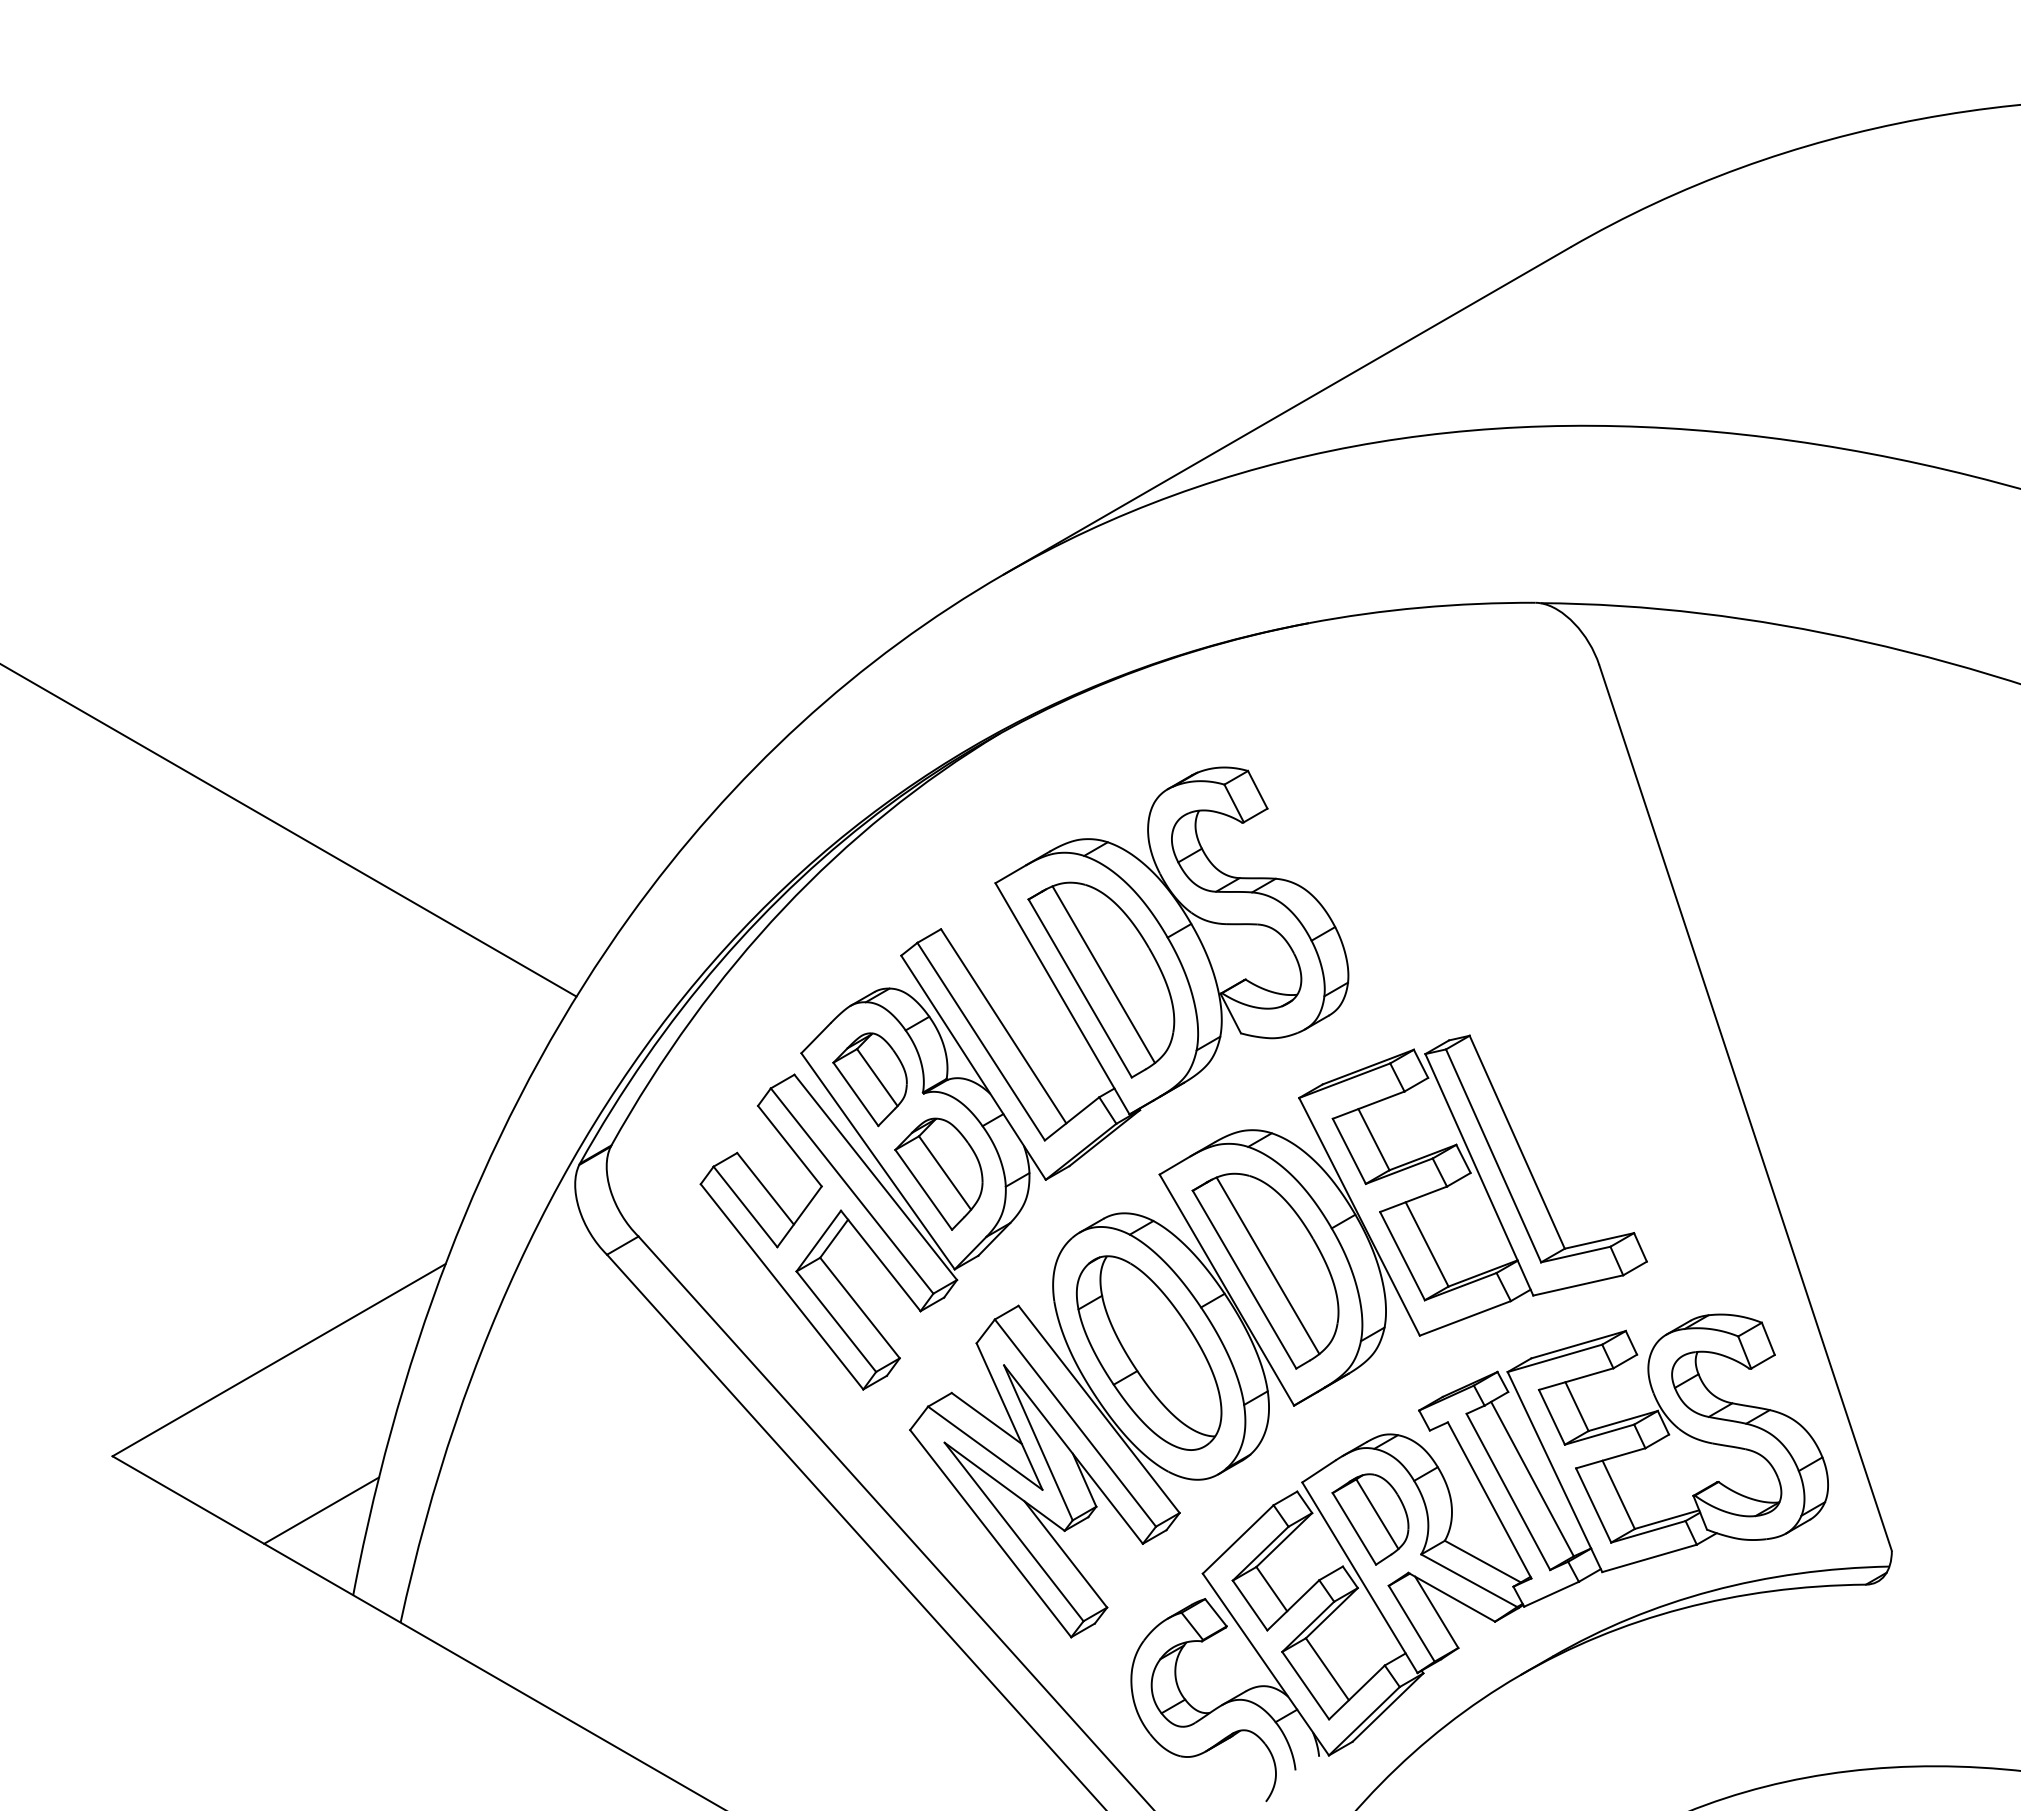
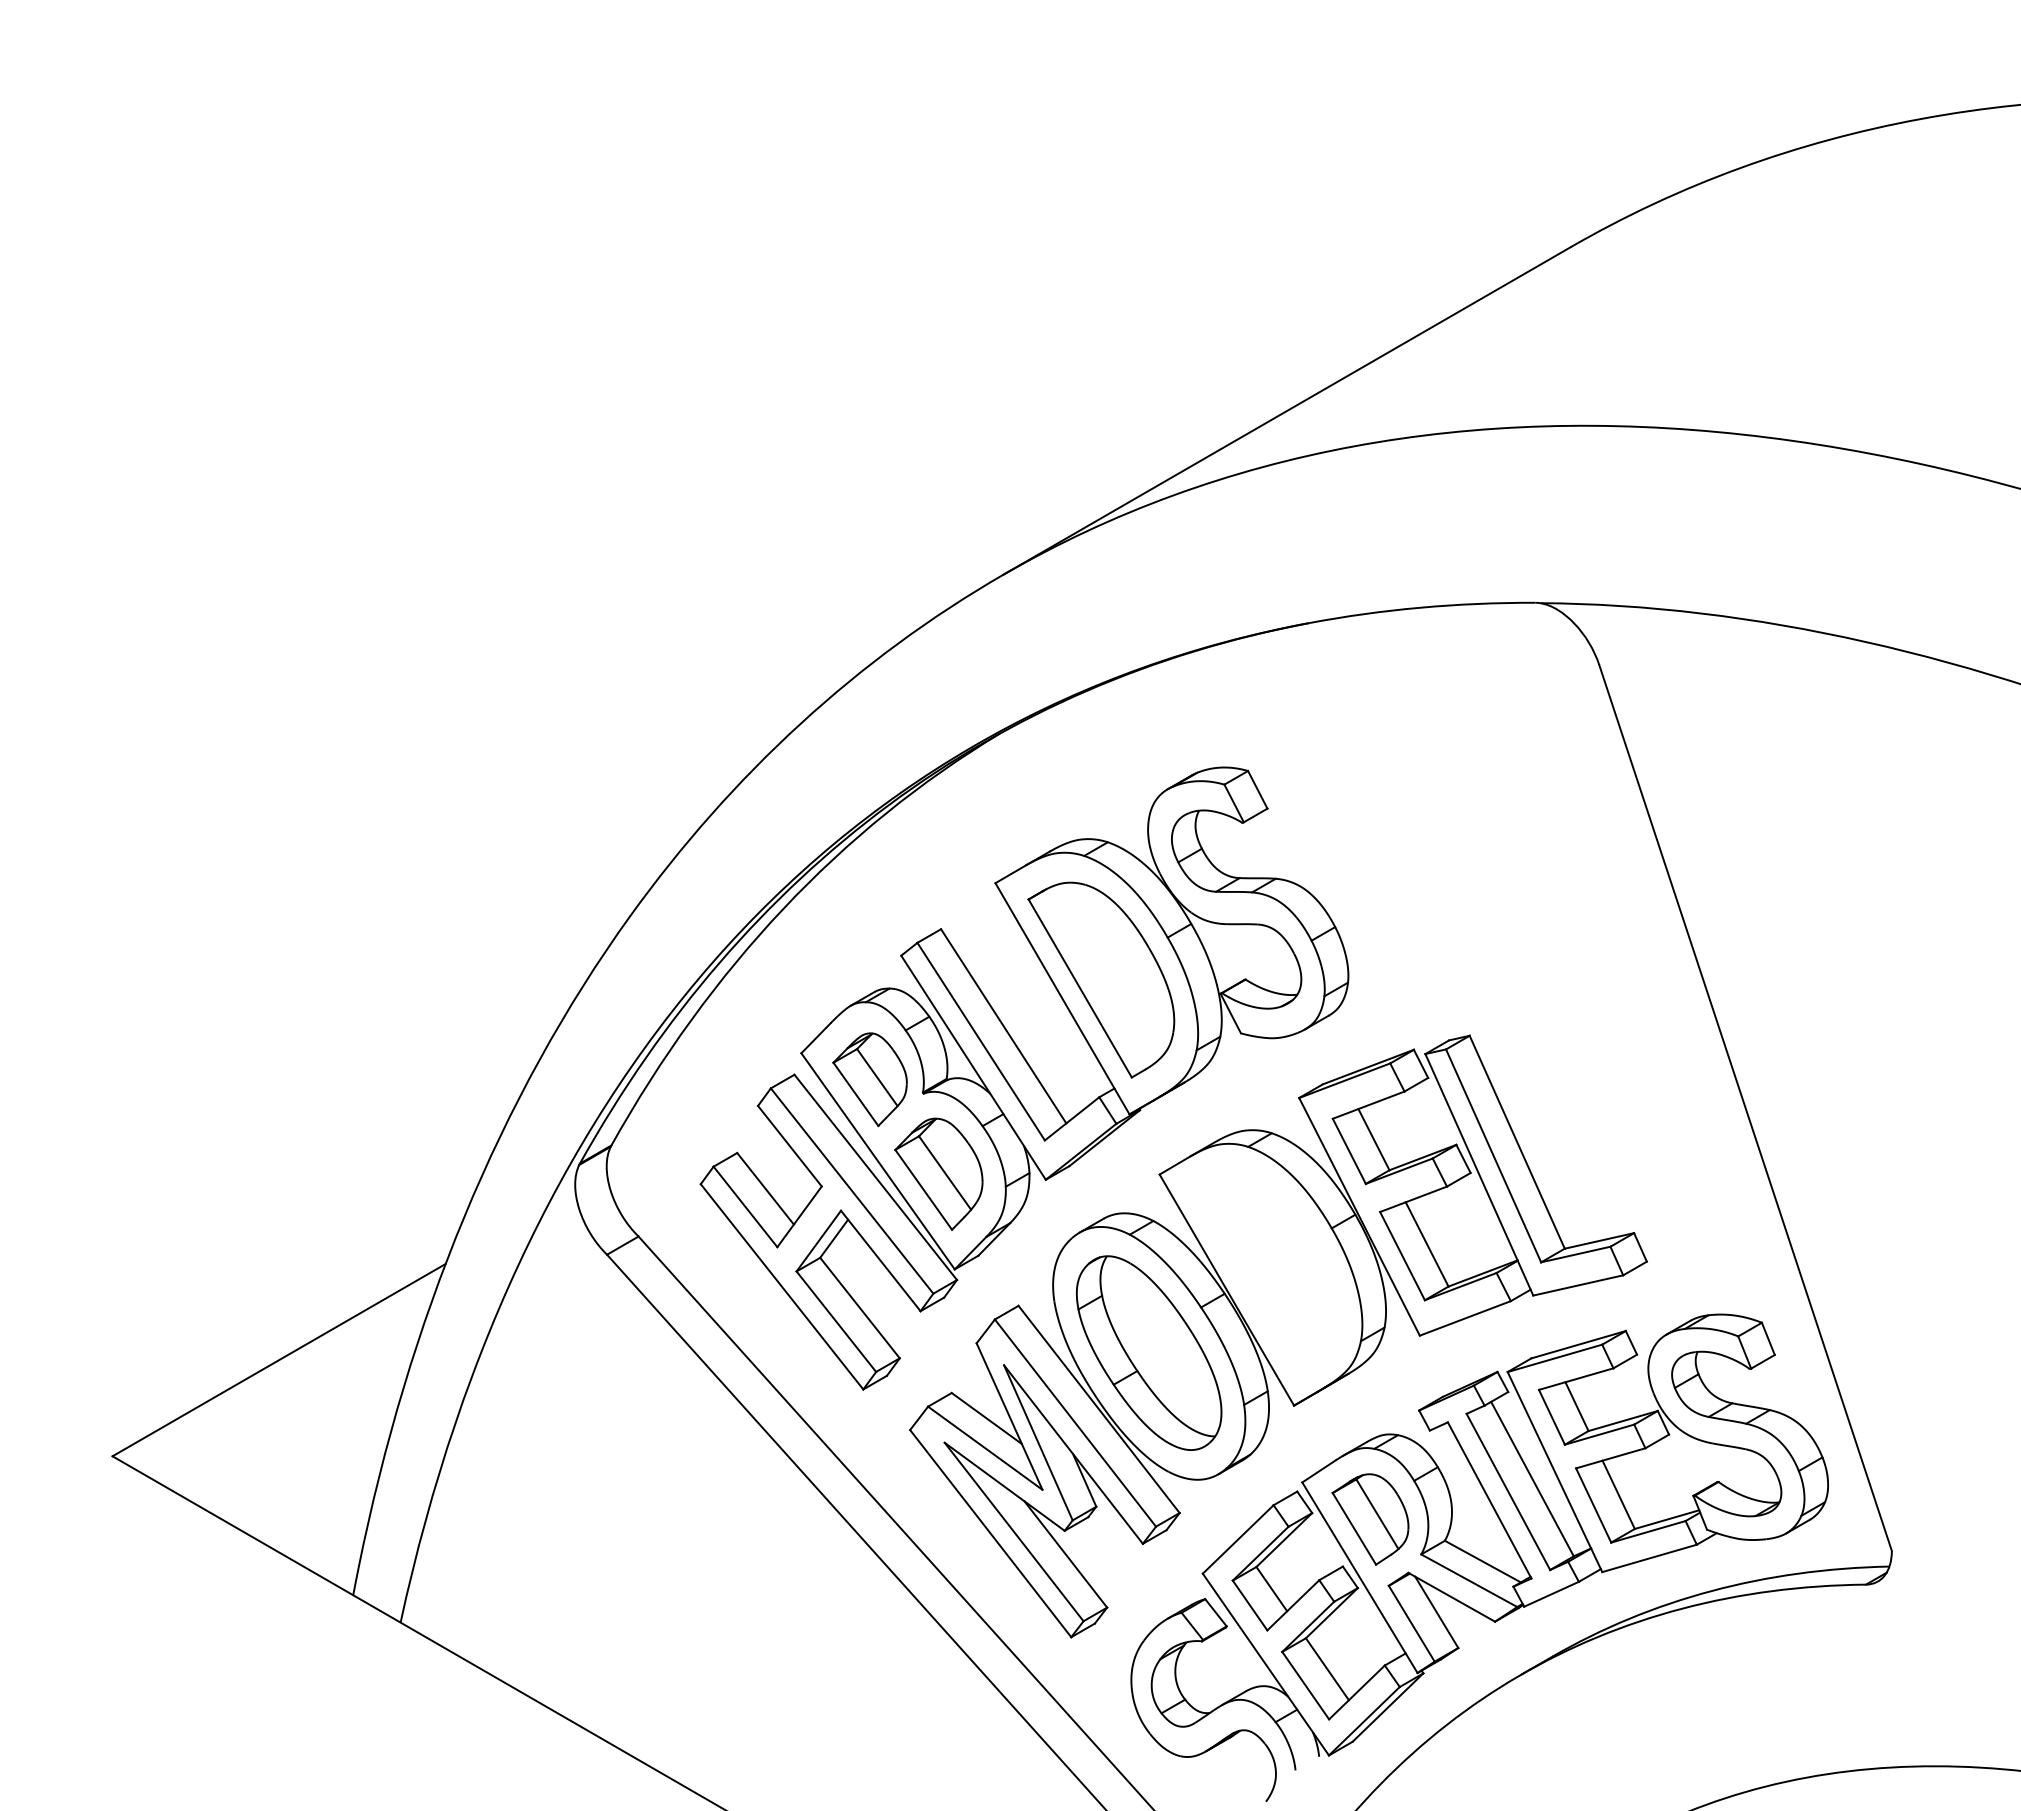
line: present -> none (289, 830)
line: present -> none (1103, 974)
part: present -> none (1265, 1270)
line: present -> none (321, 1510)
